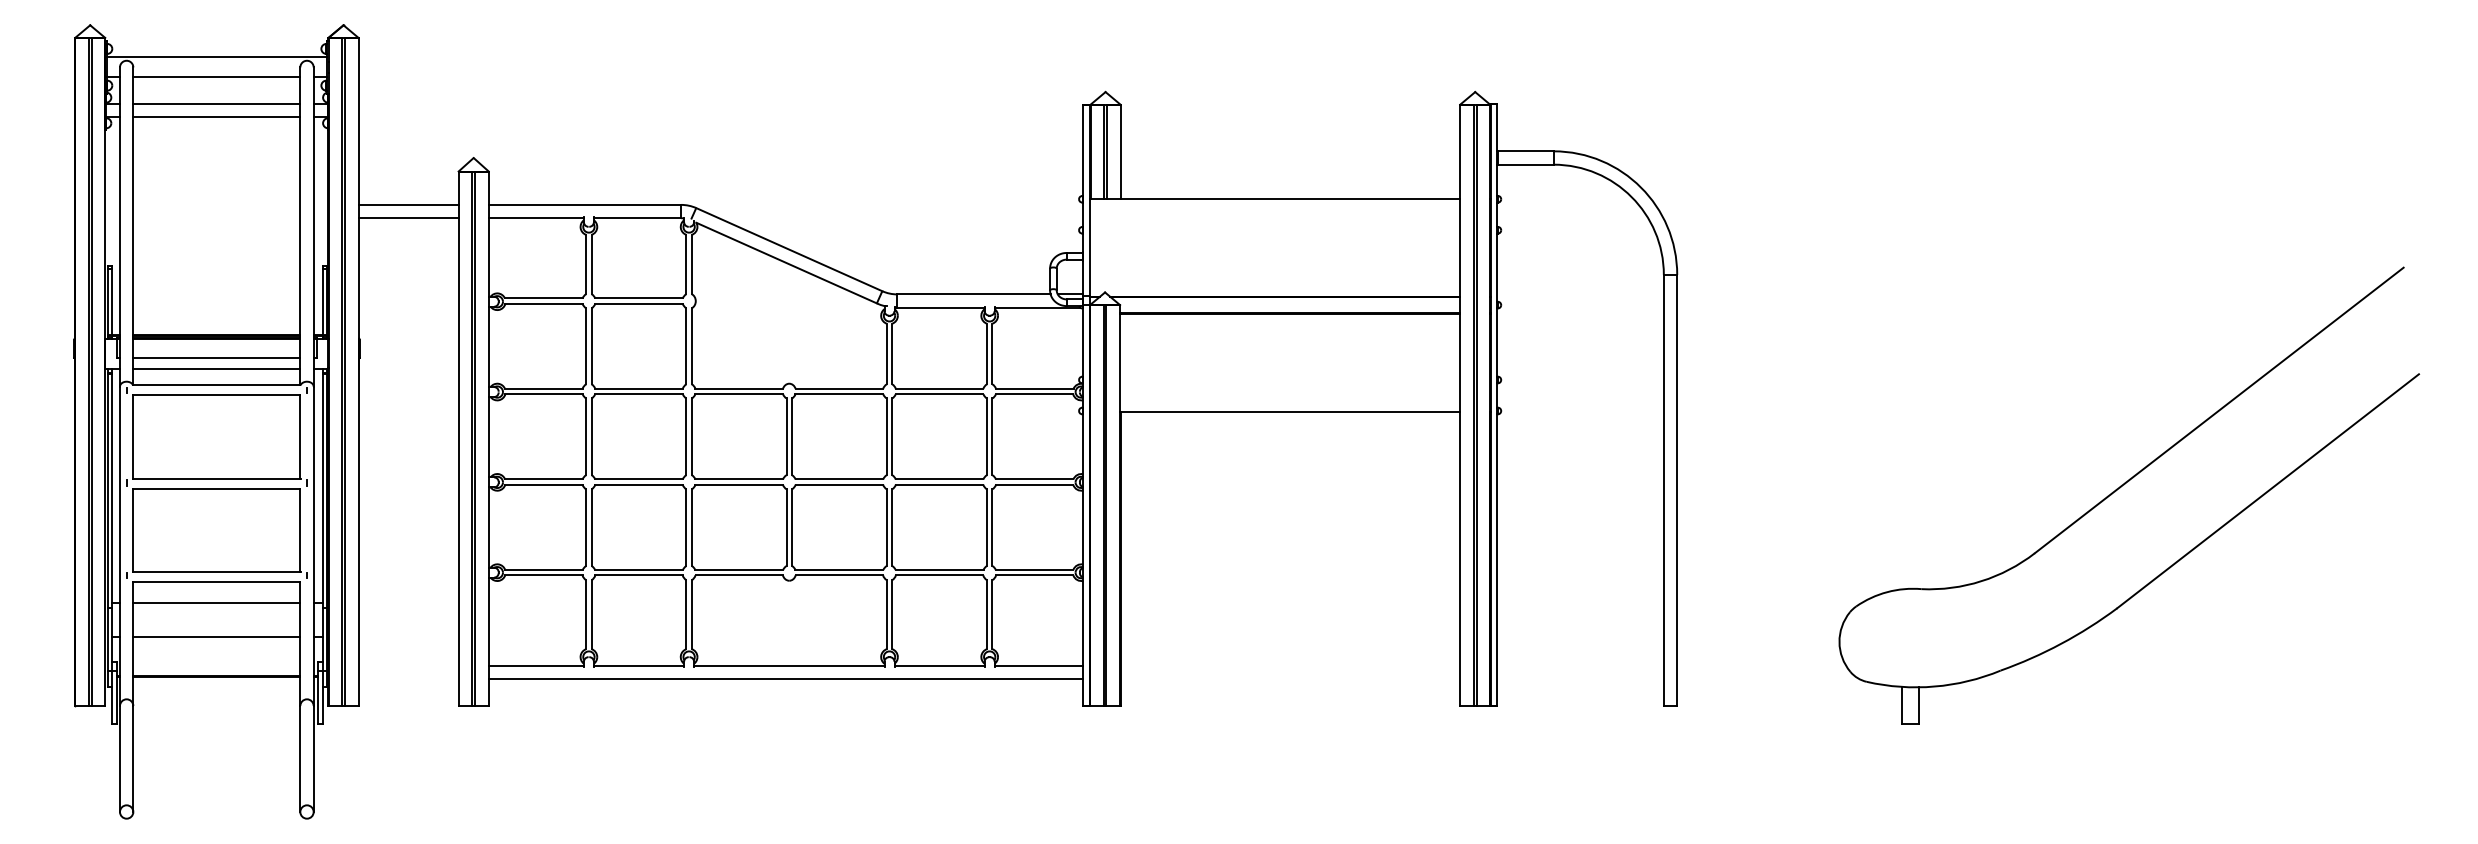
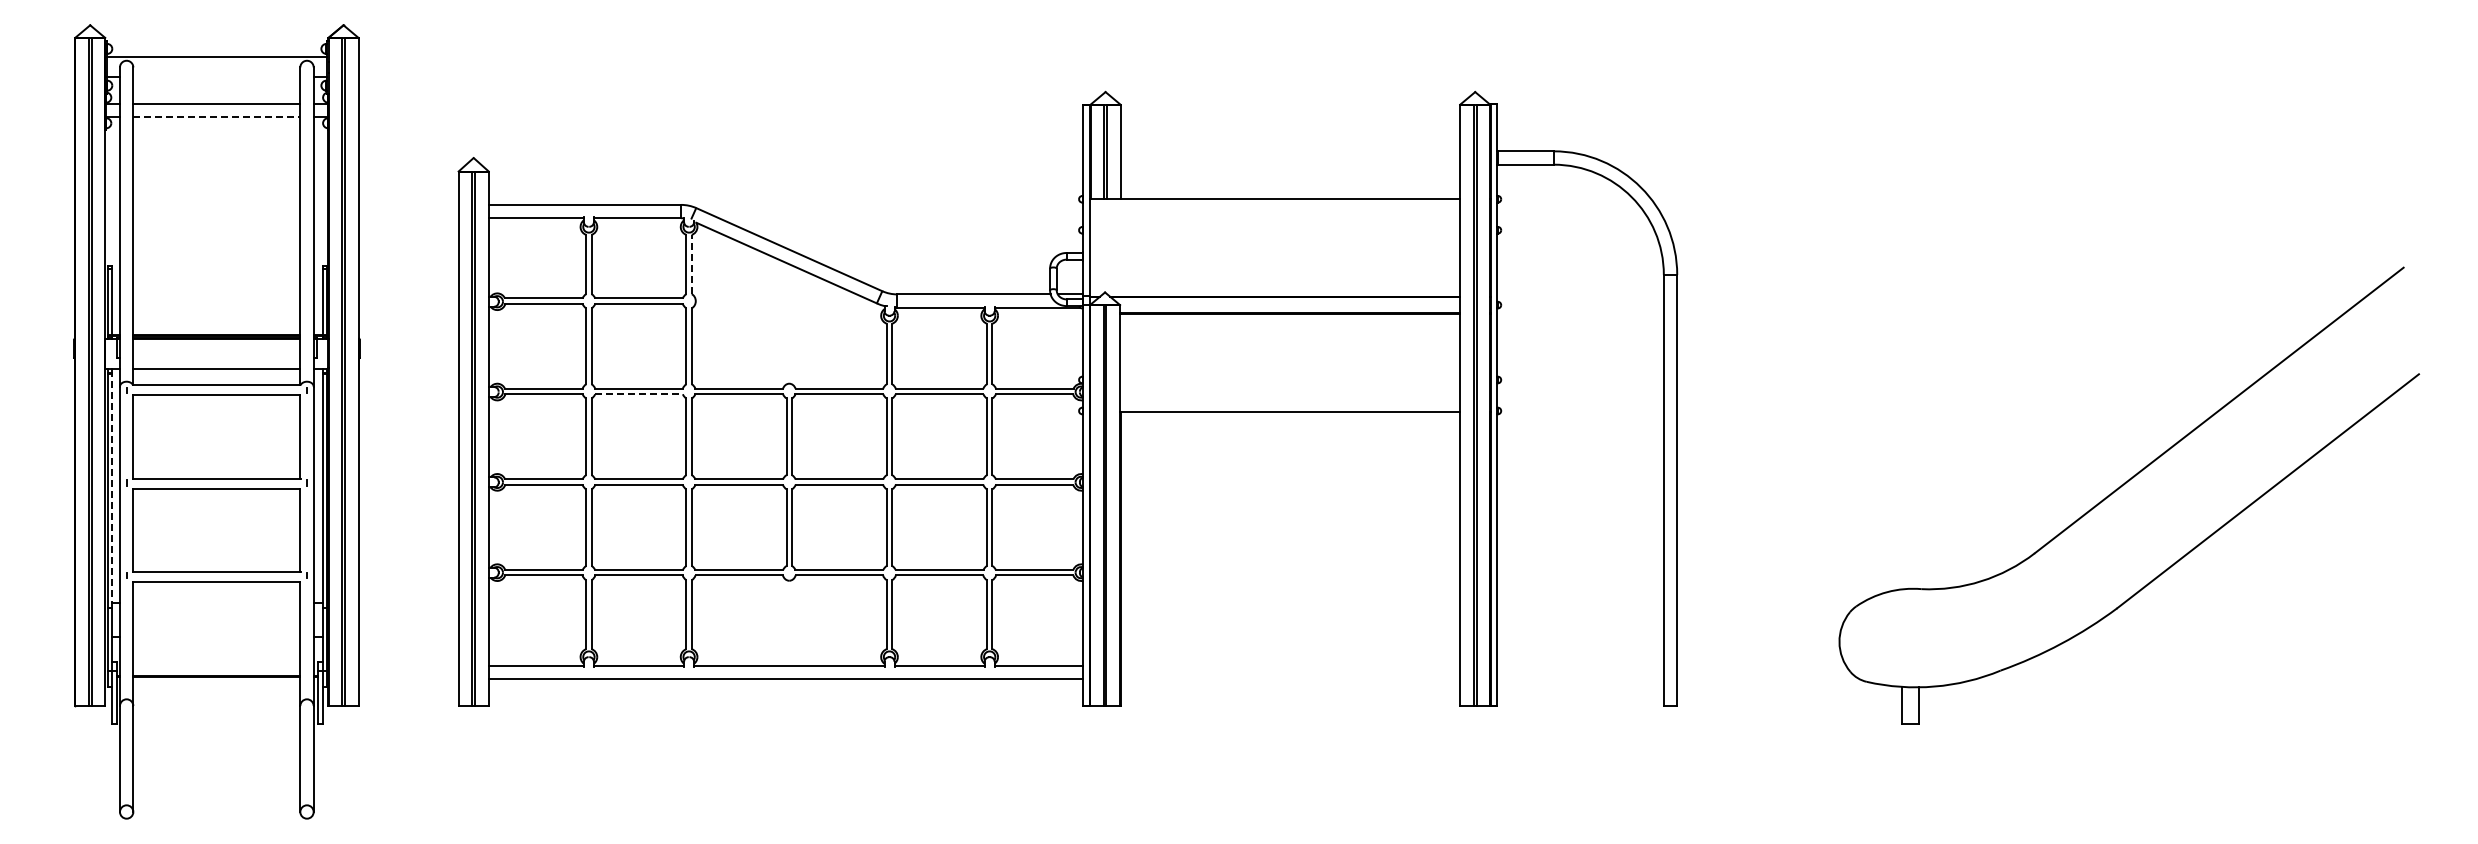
line: present -> none (216, 77)
line: solid -> dashed (217, 117)
line: present -> none (408, 204)
line: present -> none (408, 218)
line: solid -> dashed (691, 264)
line: present -> none (216, 357)
line: solid -> dashed (639, 394)
line: solid -> dashed (112, 490)
line: present -> none (216, 602)
line: present -> none (216, 637)
